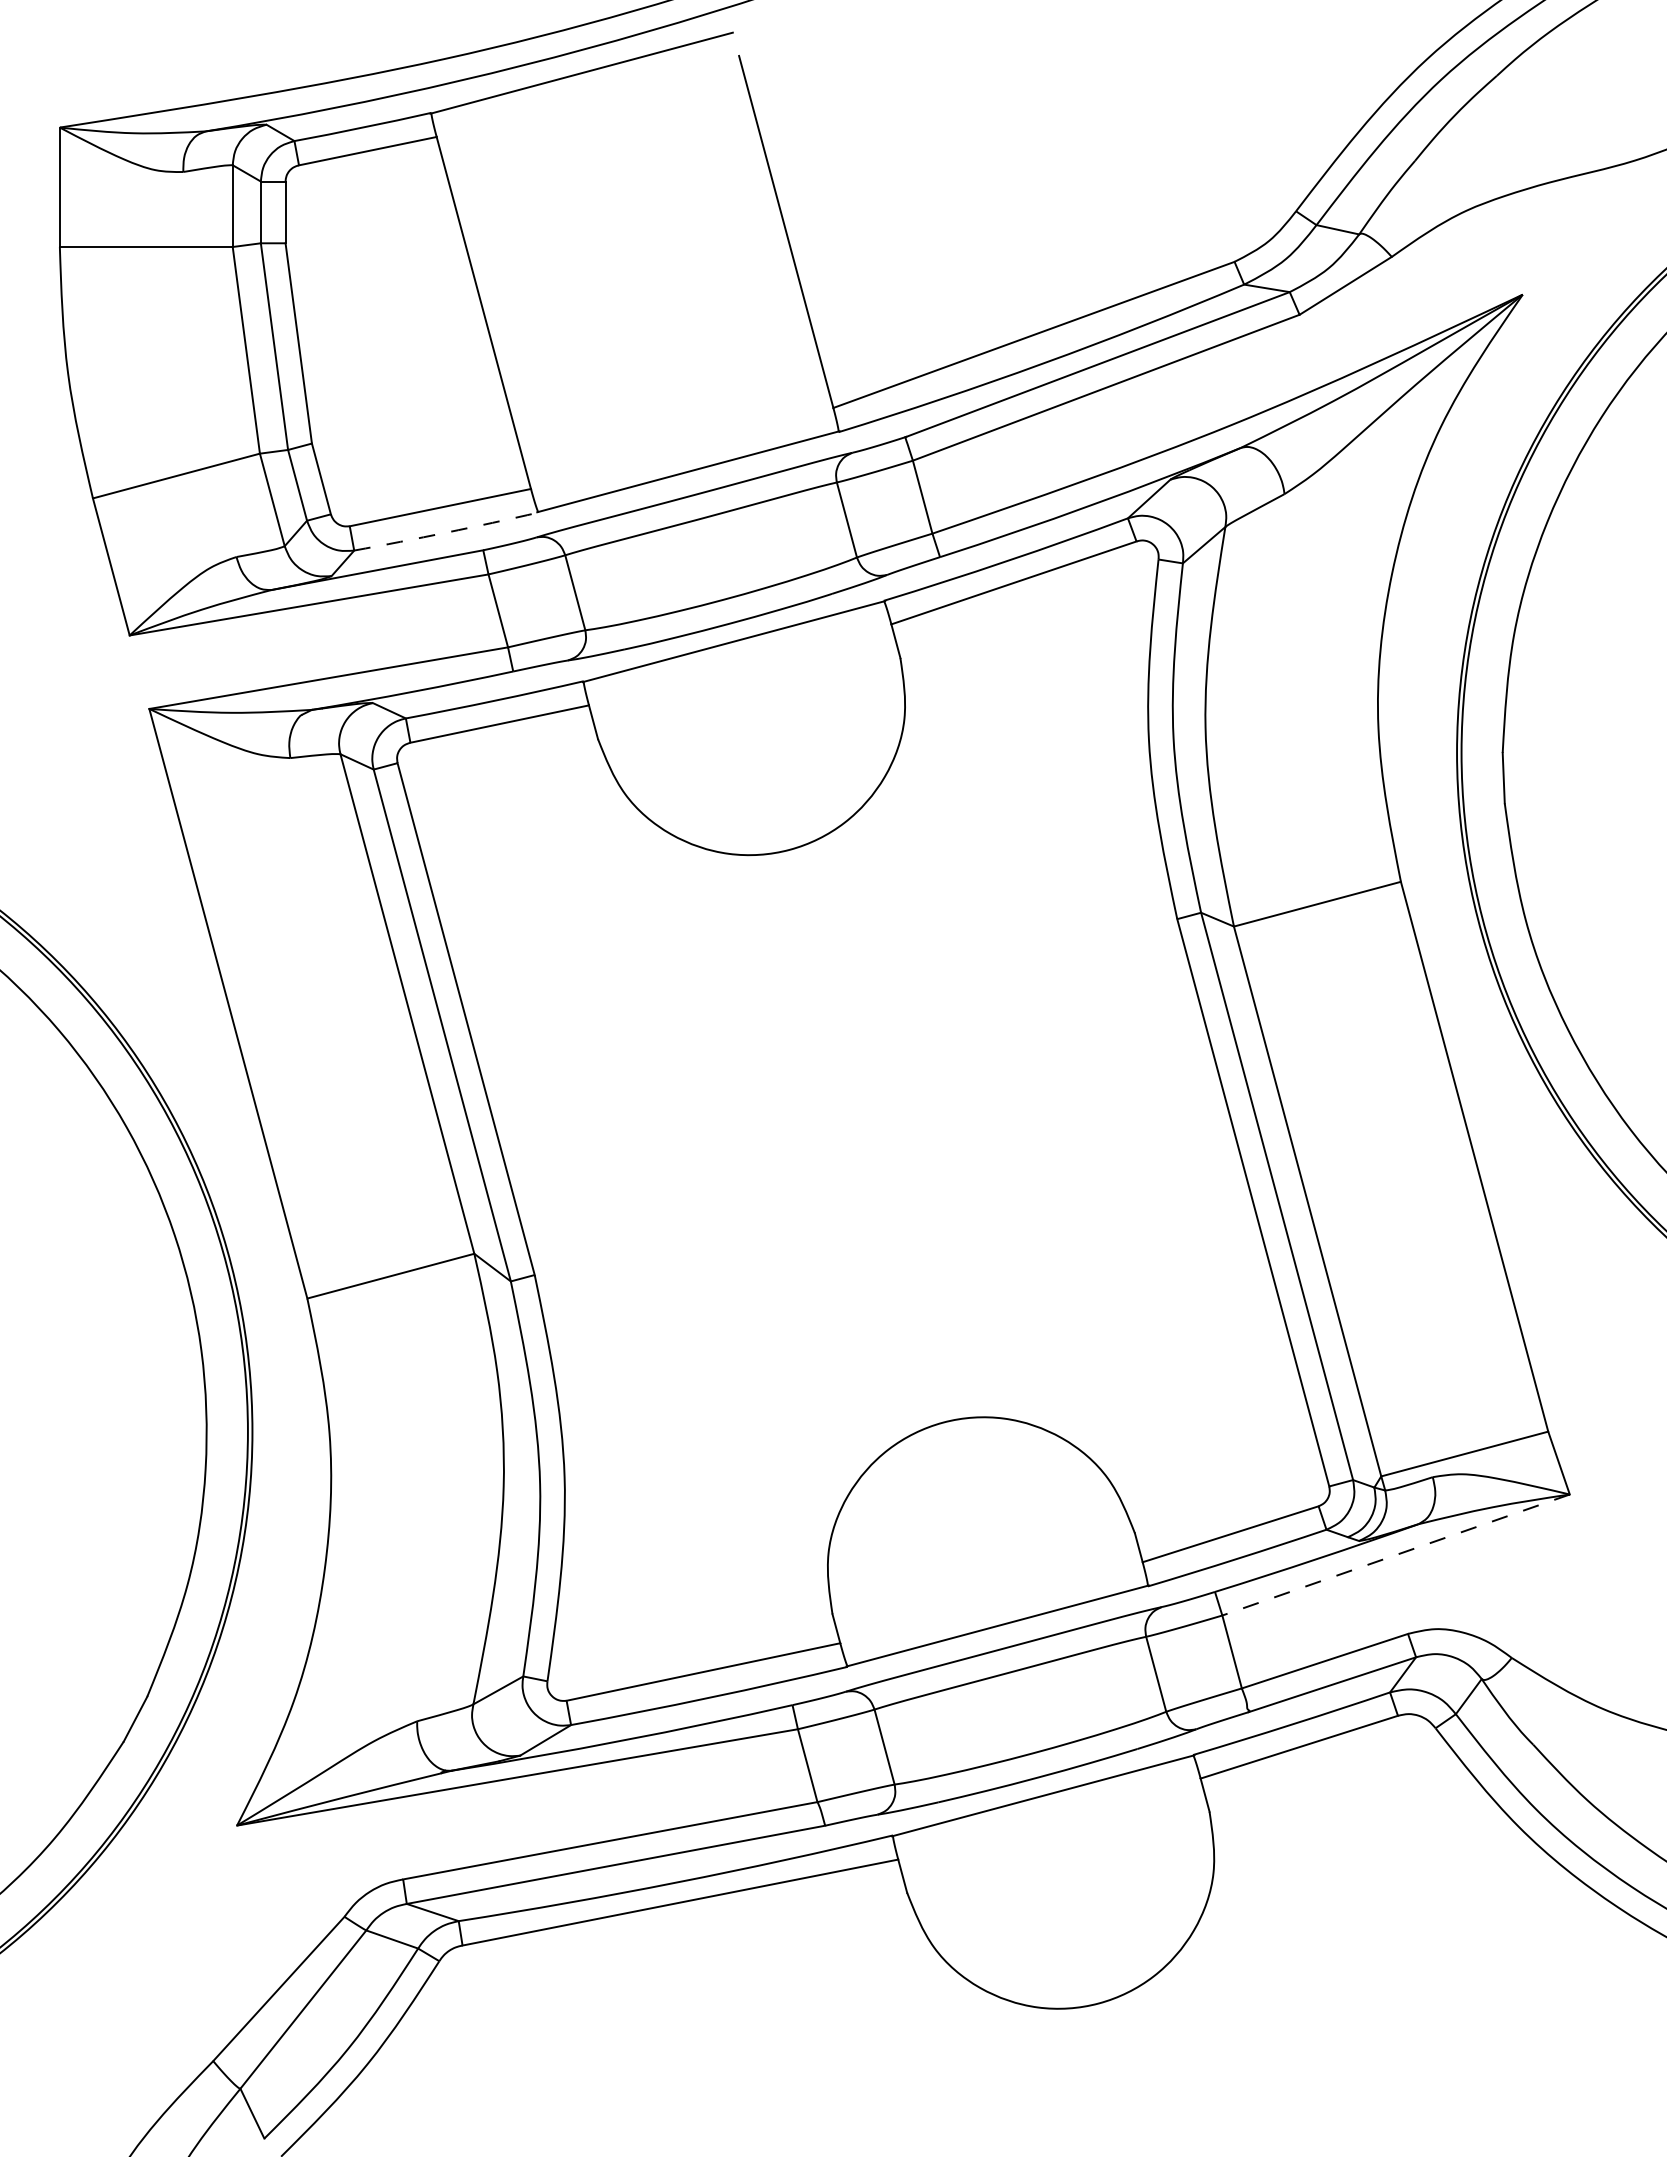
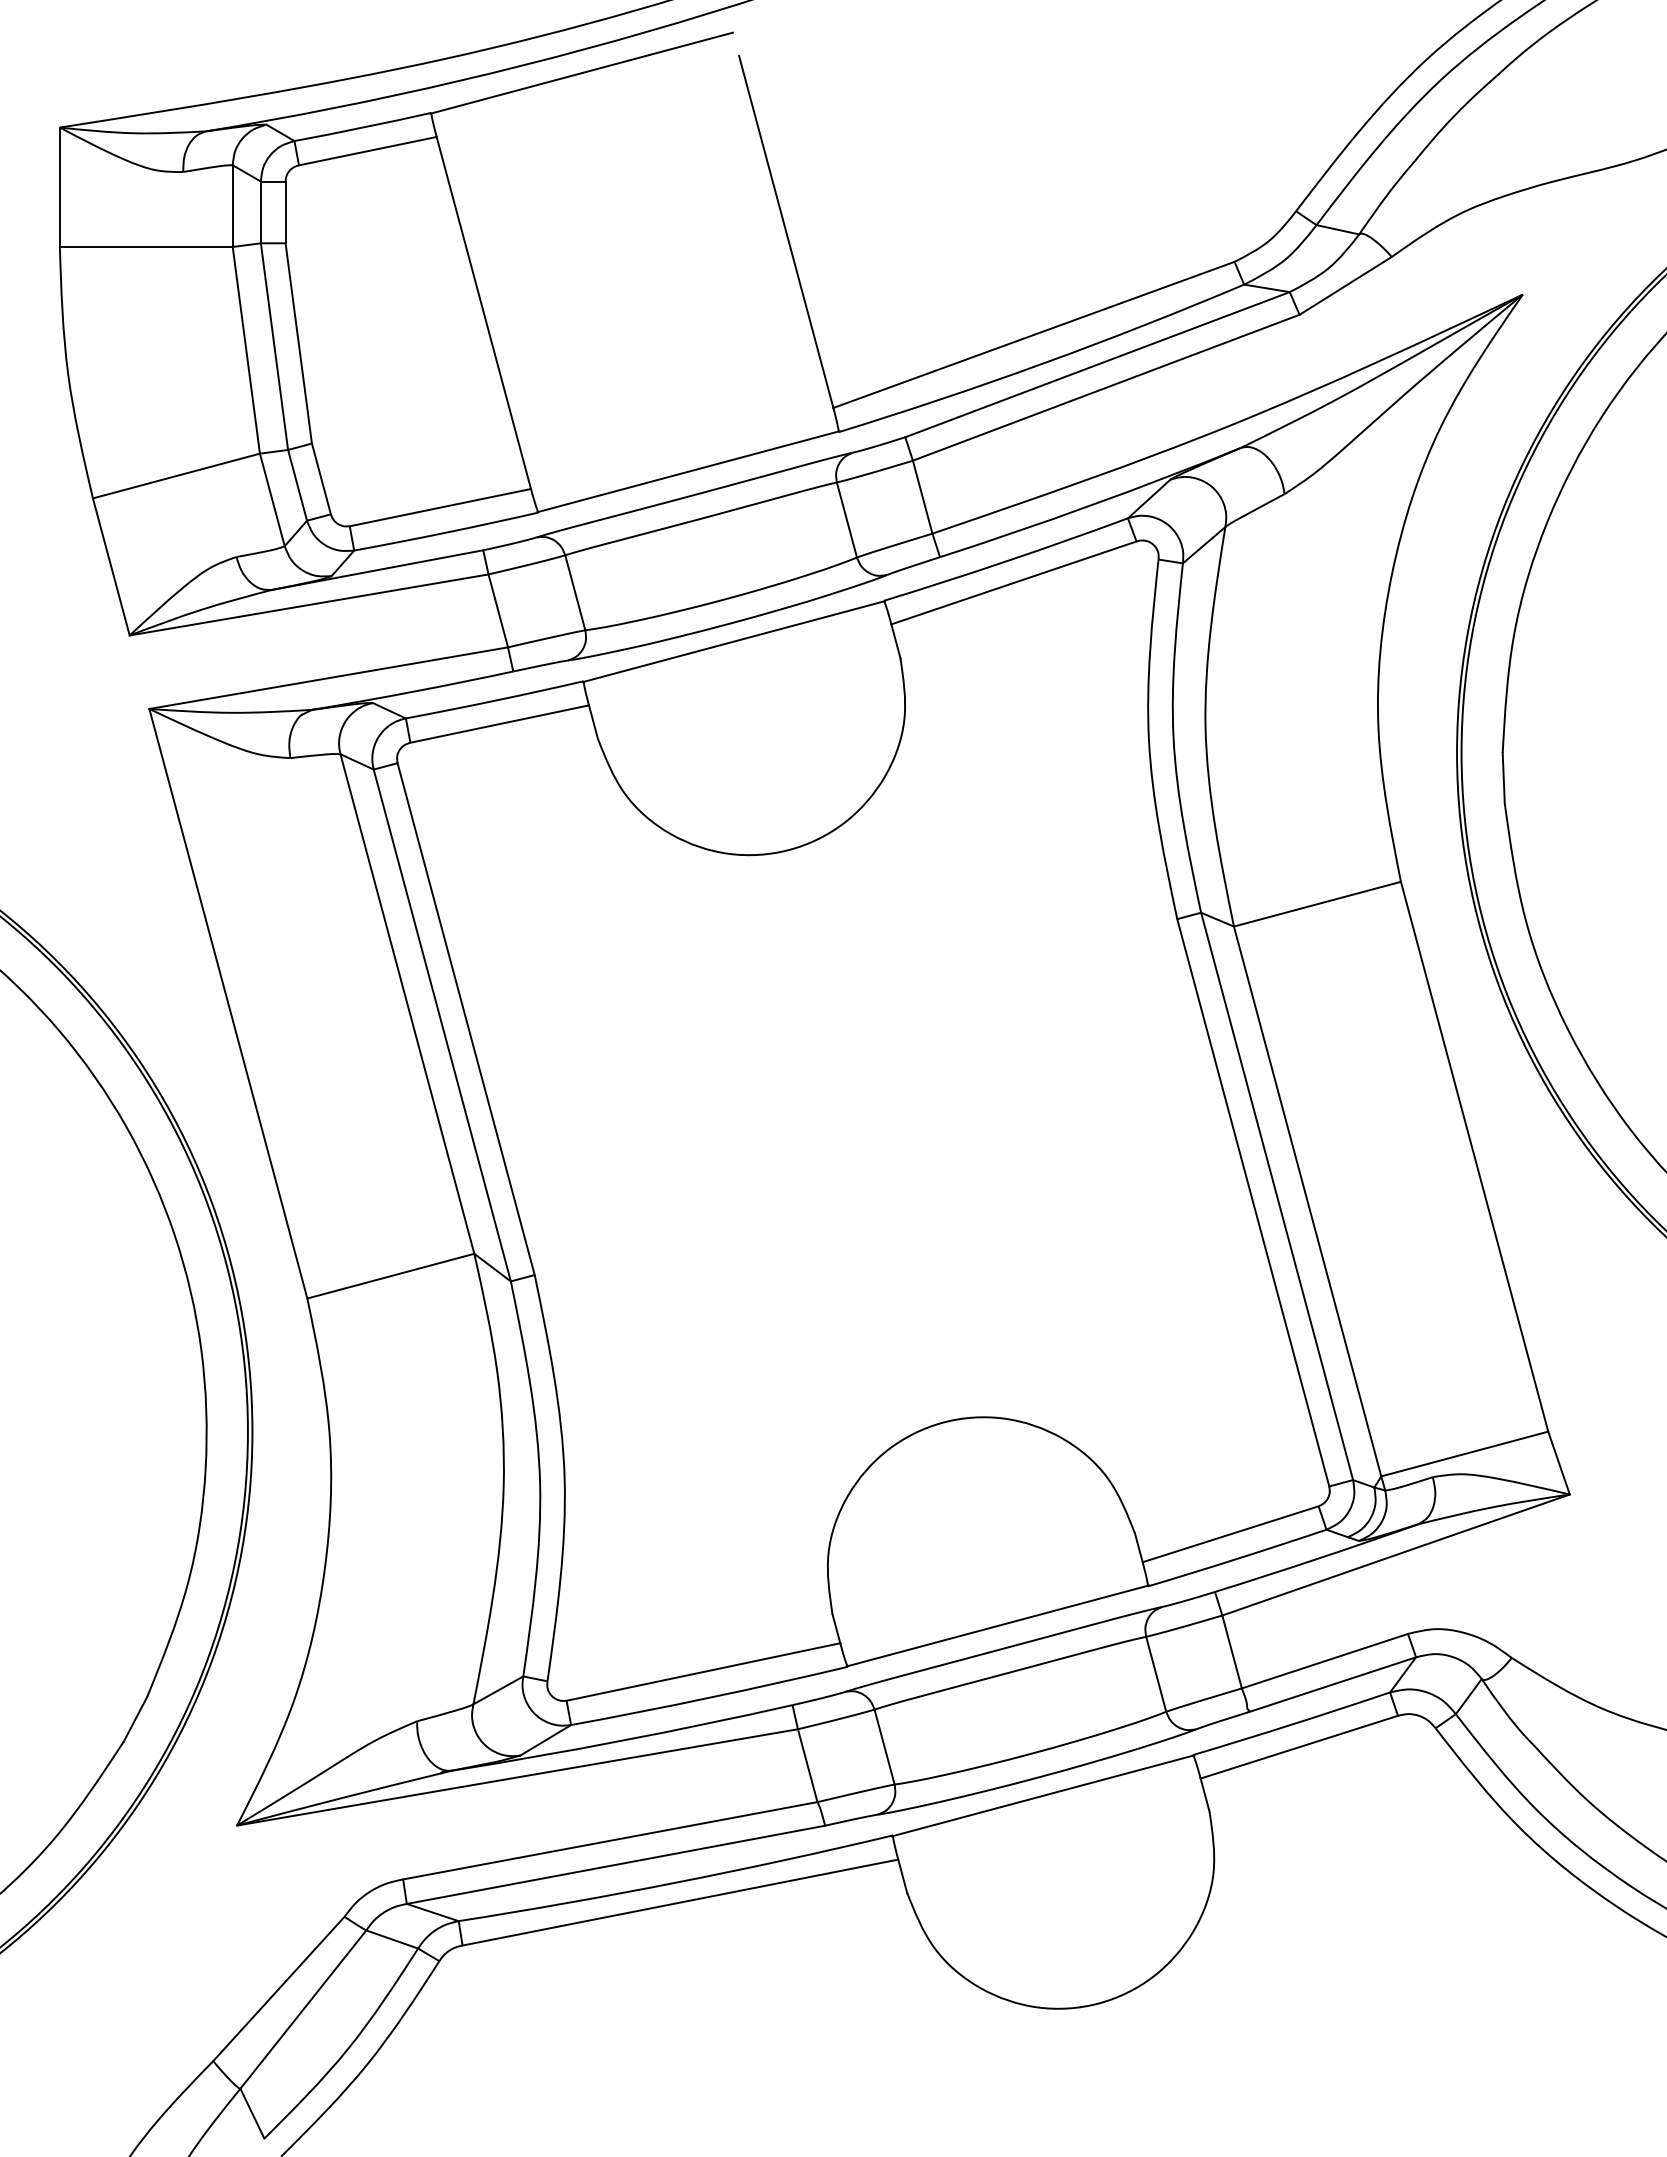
arc: dashed -> solid (446, 532)
line: dashed -> solid (1396, 1555)
